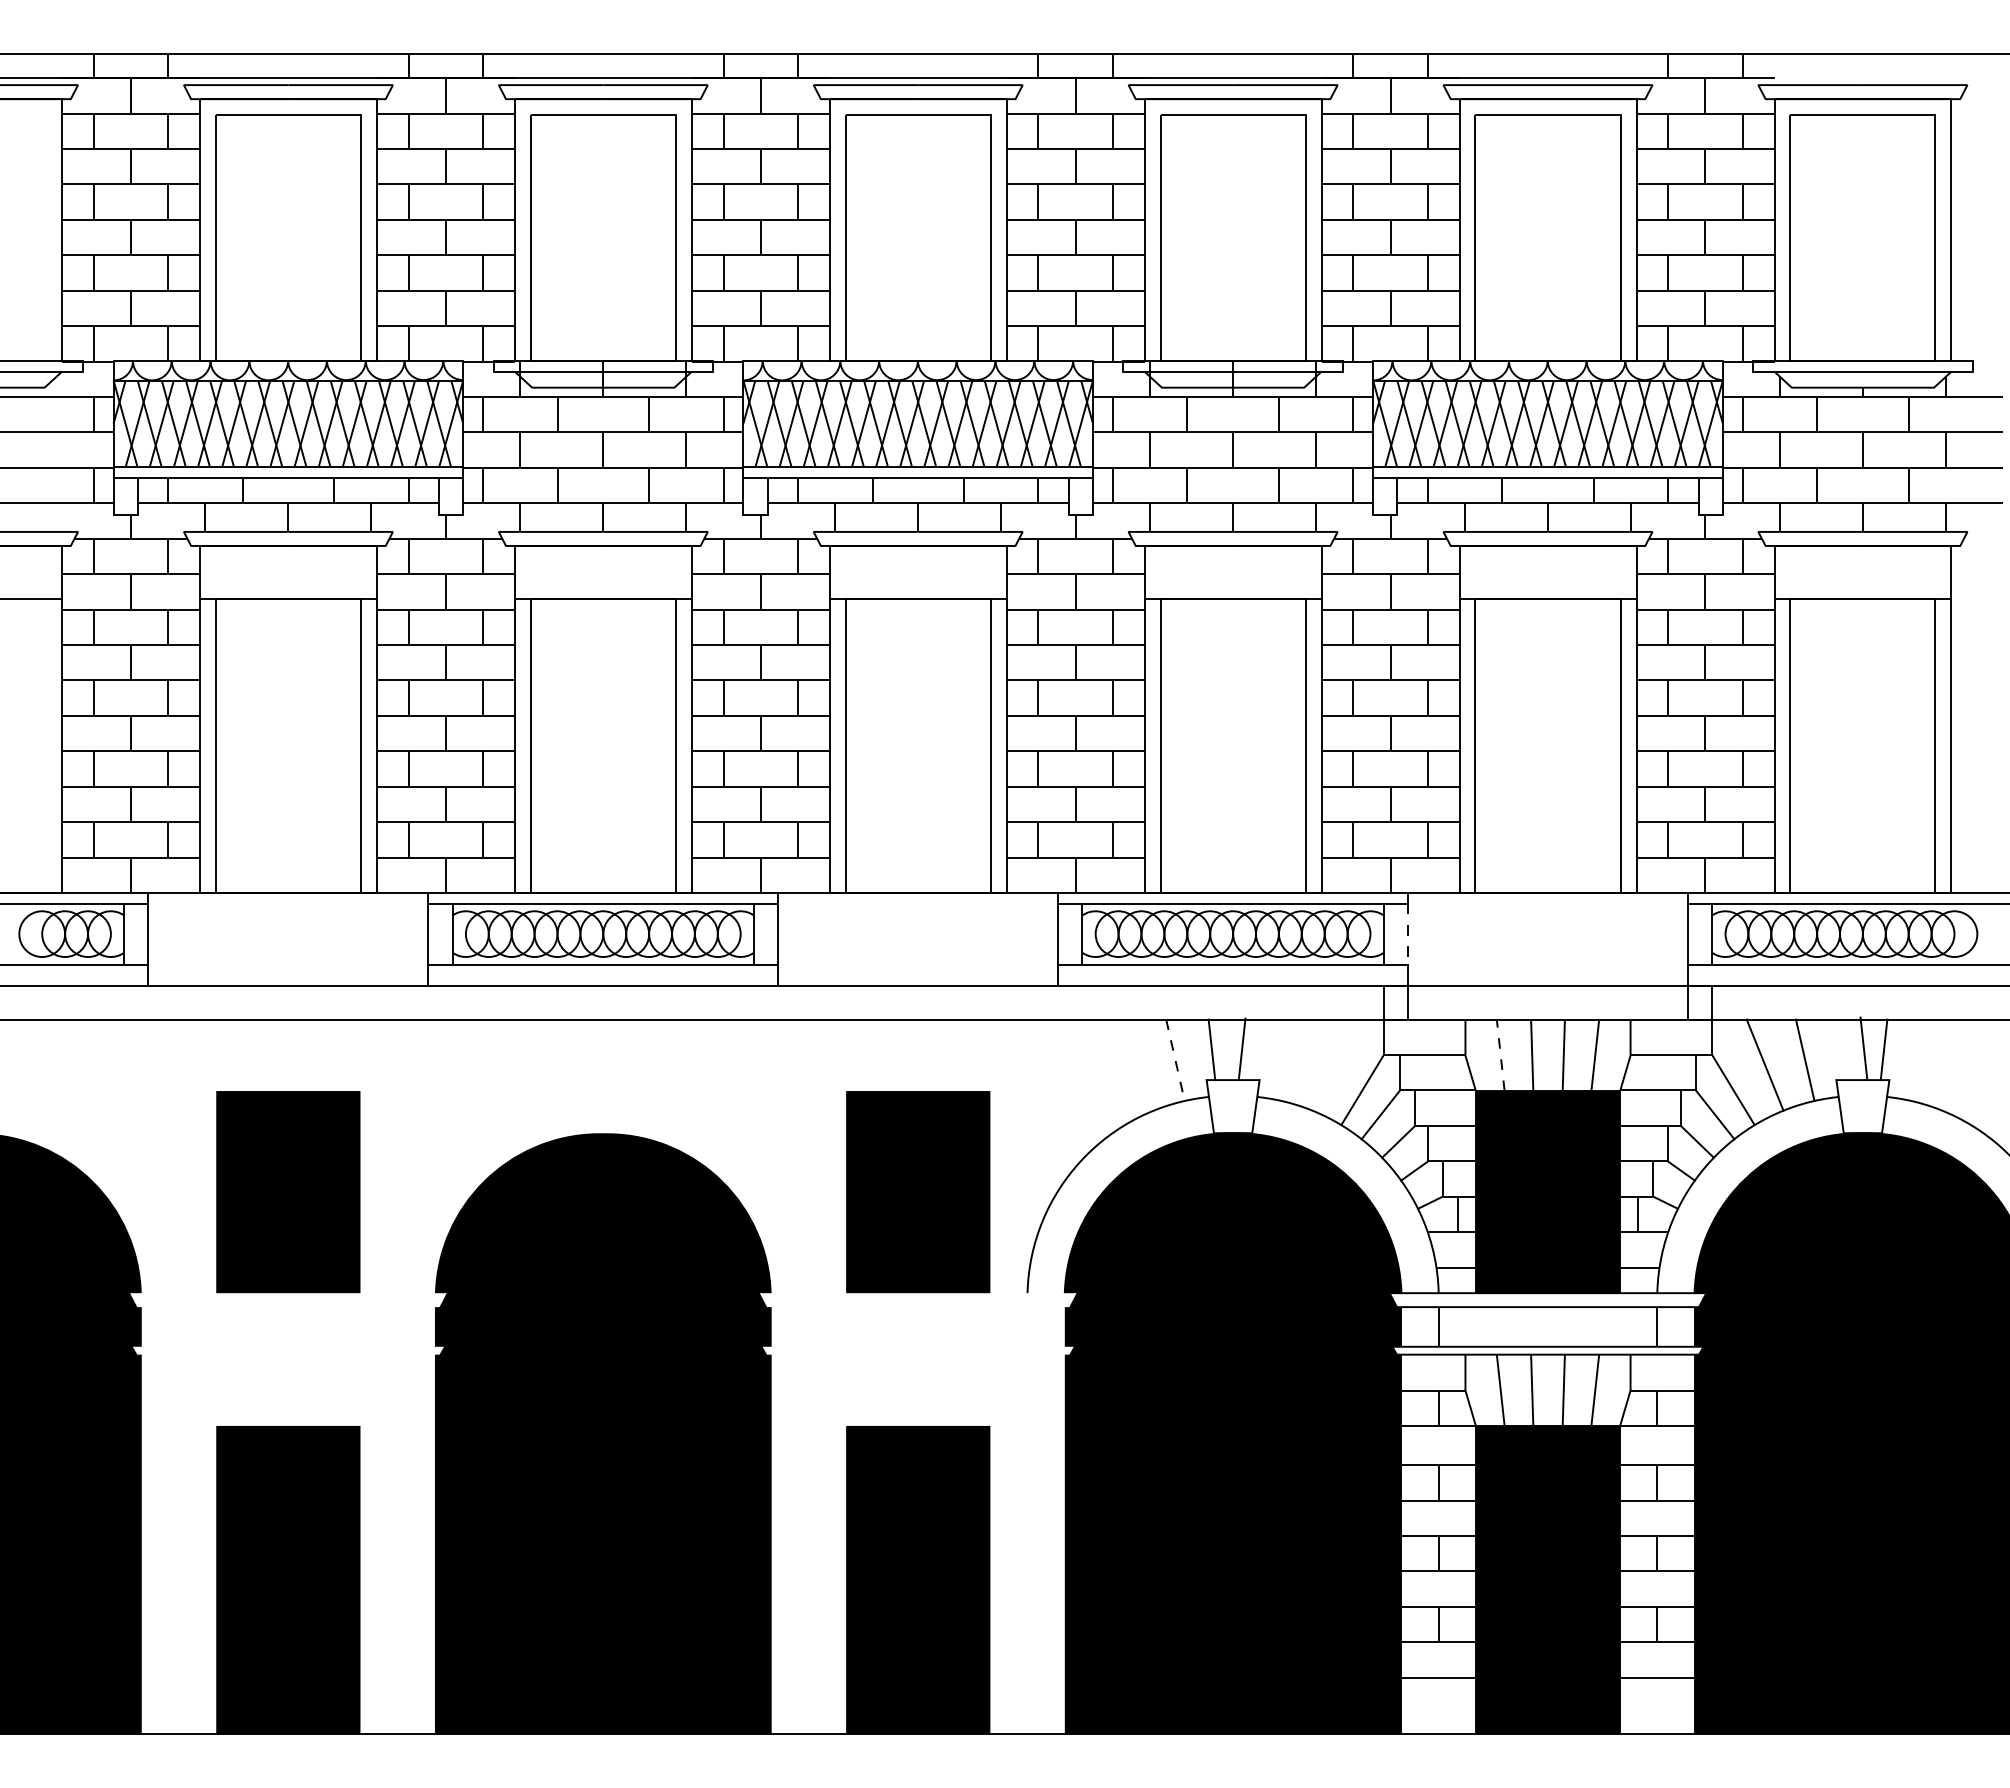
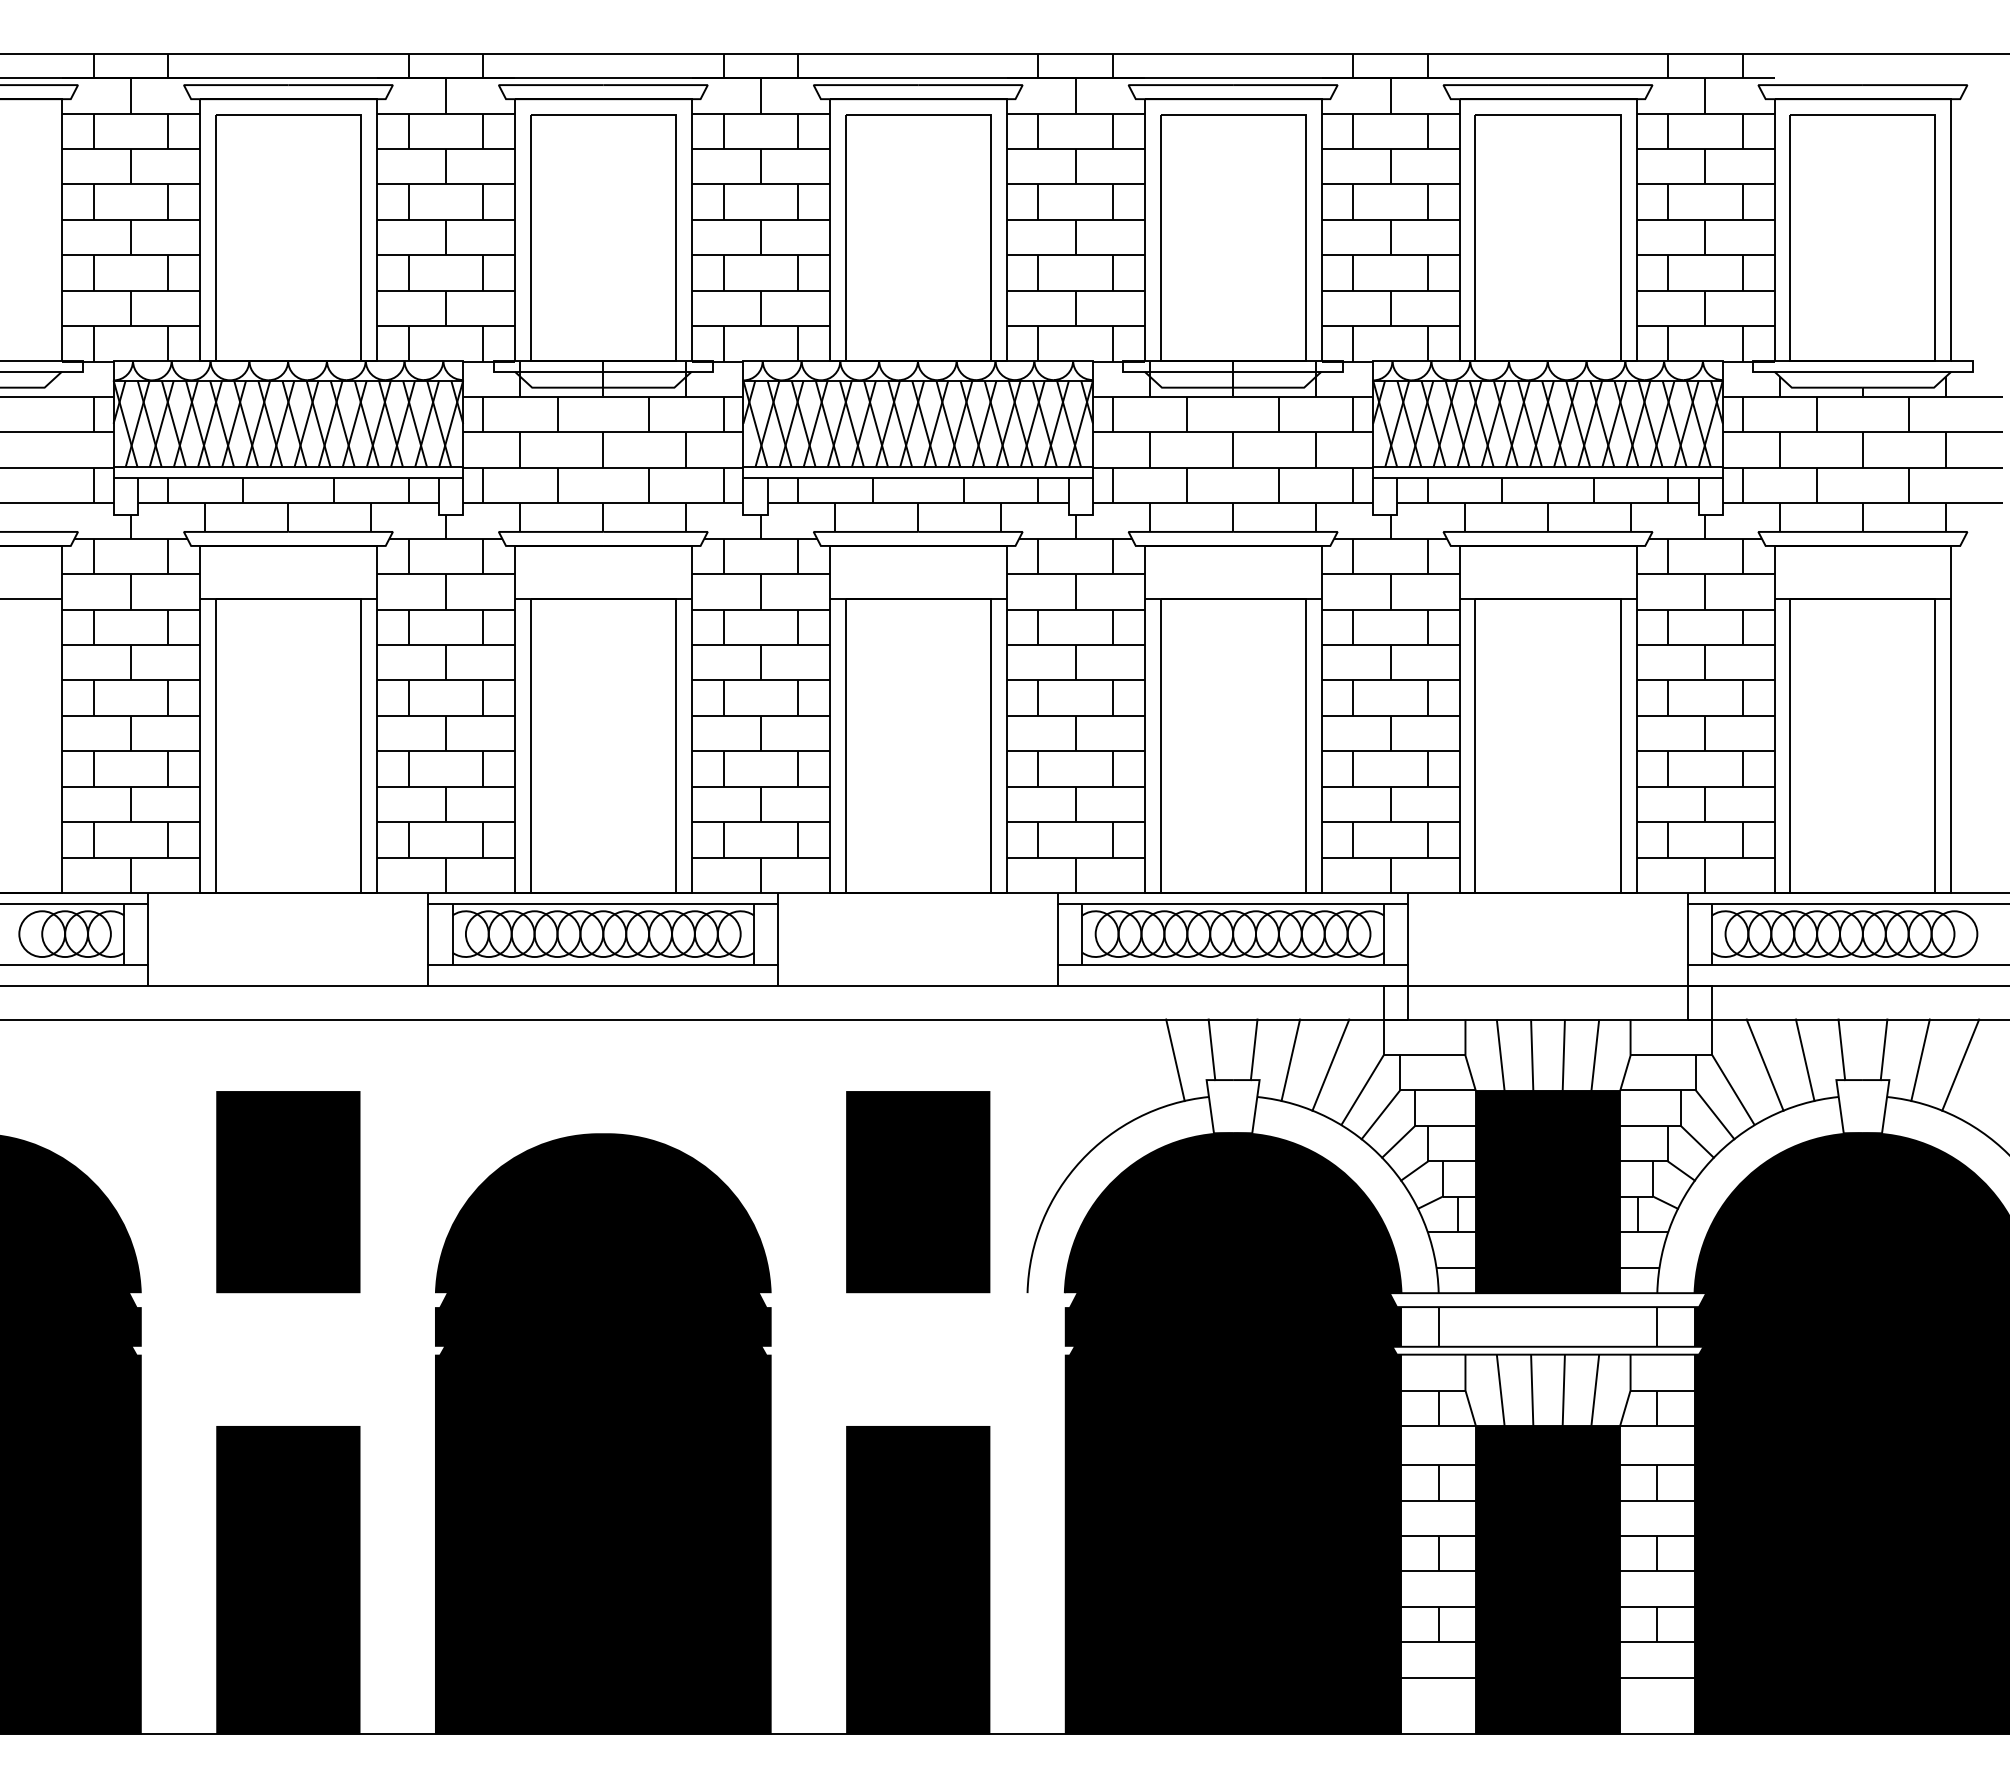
line: dashed -> solid (1407, 934)
line position: (1863, 1047) -> (1841, 1049) (1841, 1049)
line position: (1241, 1048) -> (1253, 1049) (1253, 1049)
line: dashed -> solid (1500, 1055)
line: dashed -> solid (1175, 1060)
line: none -> present (1290, 1060)
line: none -> present (1920, 1060)
line: none -> present (1330, 1064)
line: none -> present (1960, 1064)
